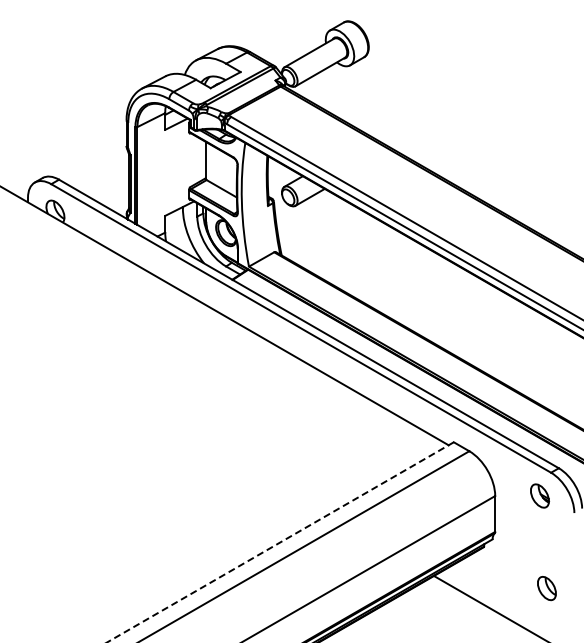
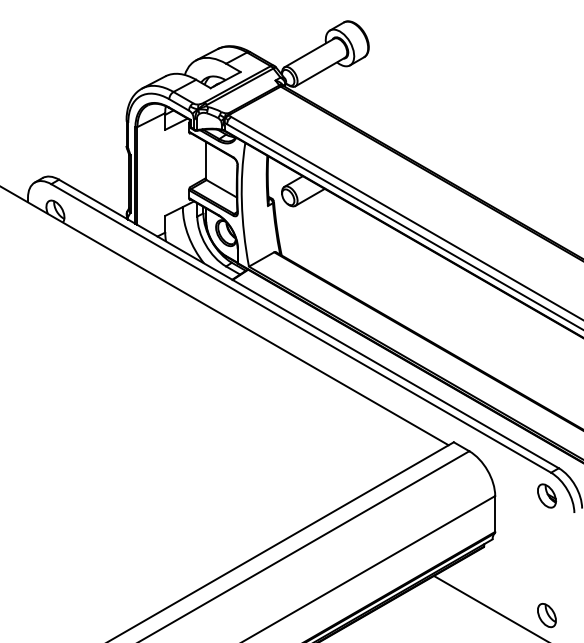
part position: (539, 495) -> (546, 495) (546, 495)
line: dashed -> solid (280, 542)
part position: (546, 588) -> (546, 615) (546, 615)
